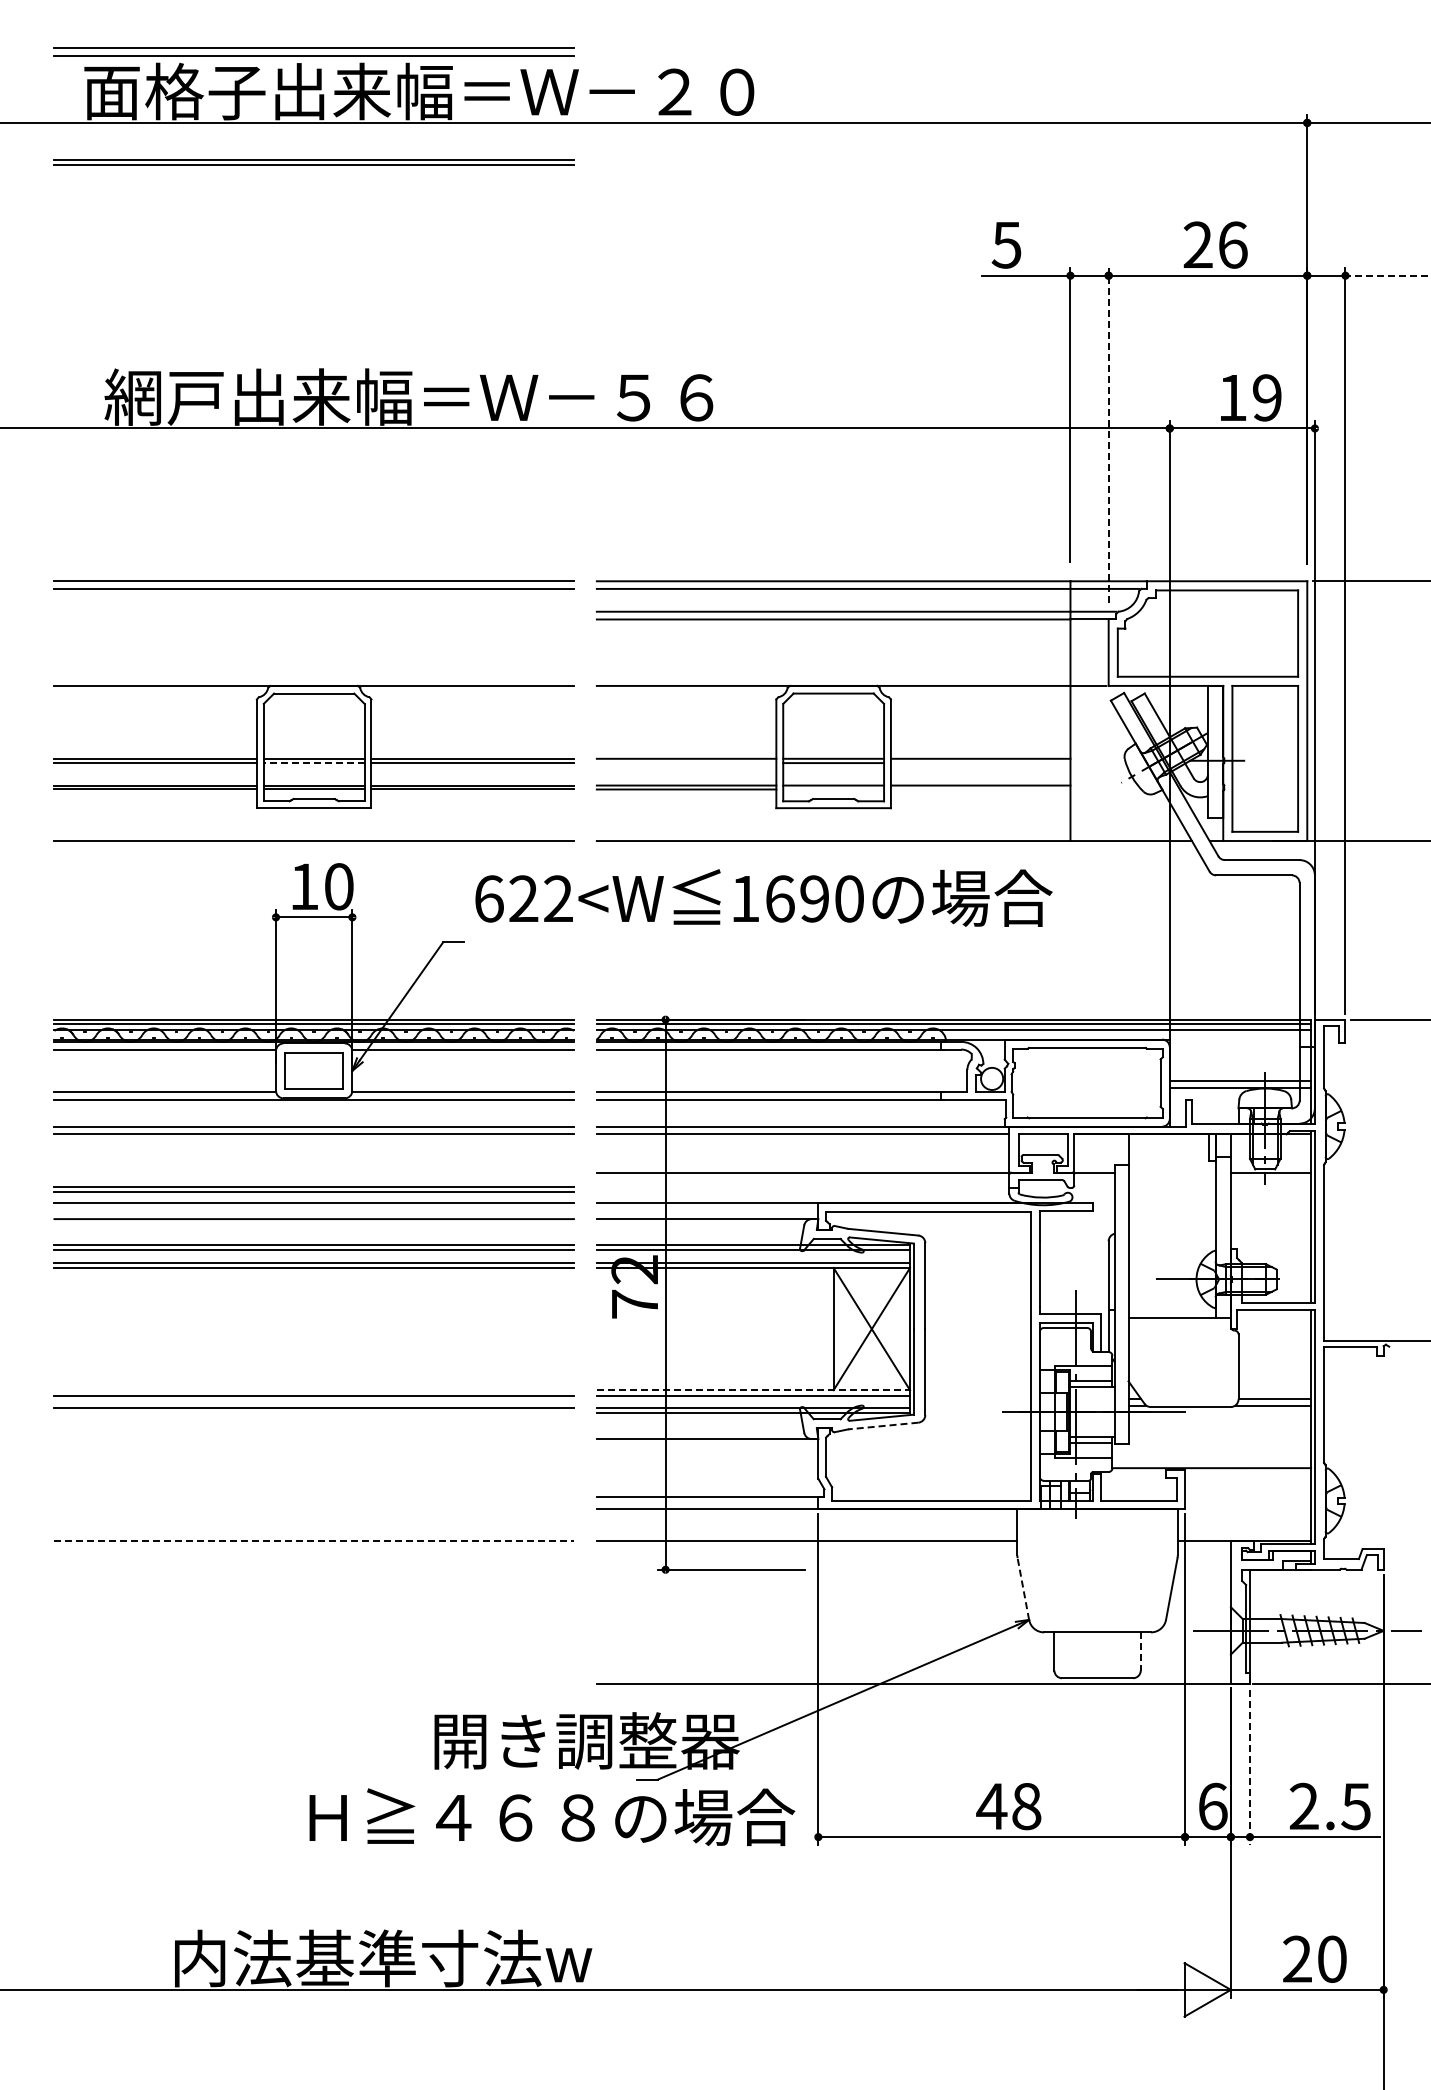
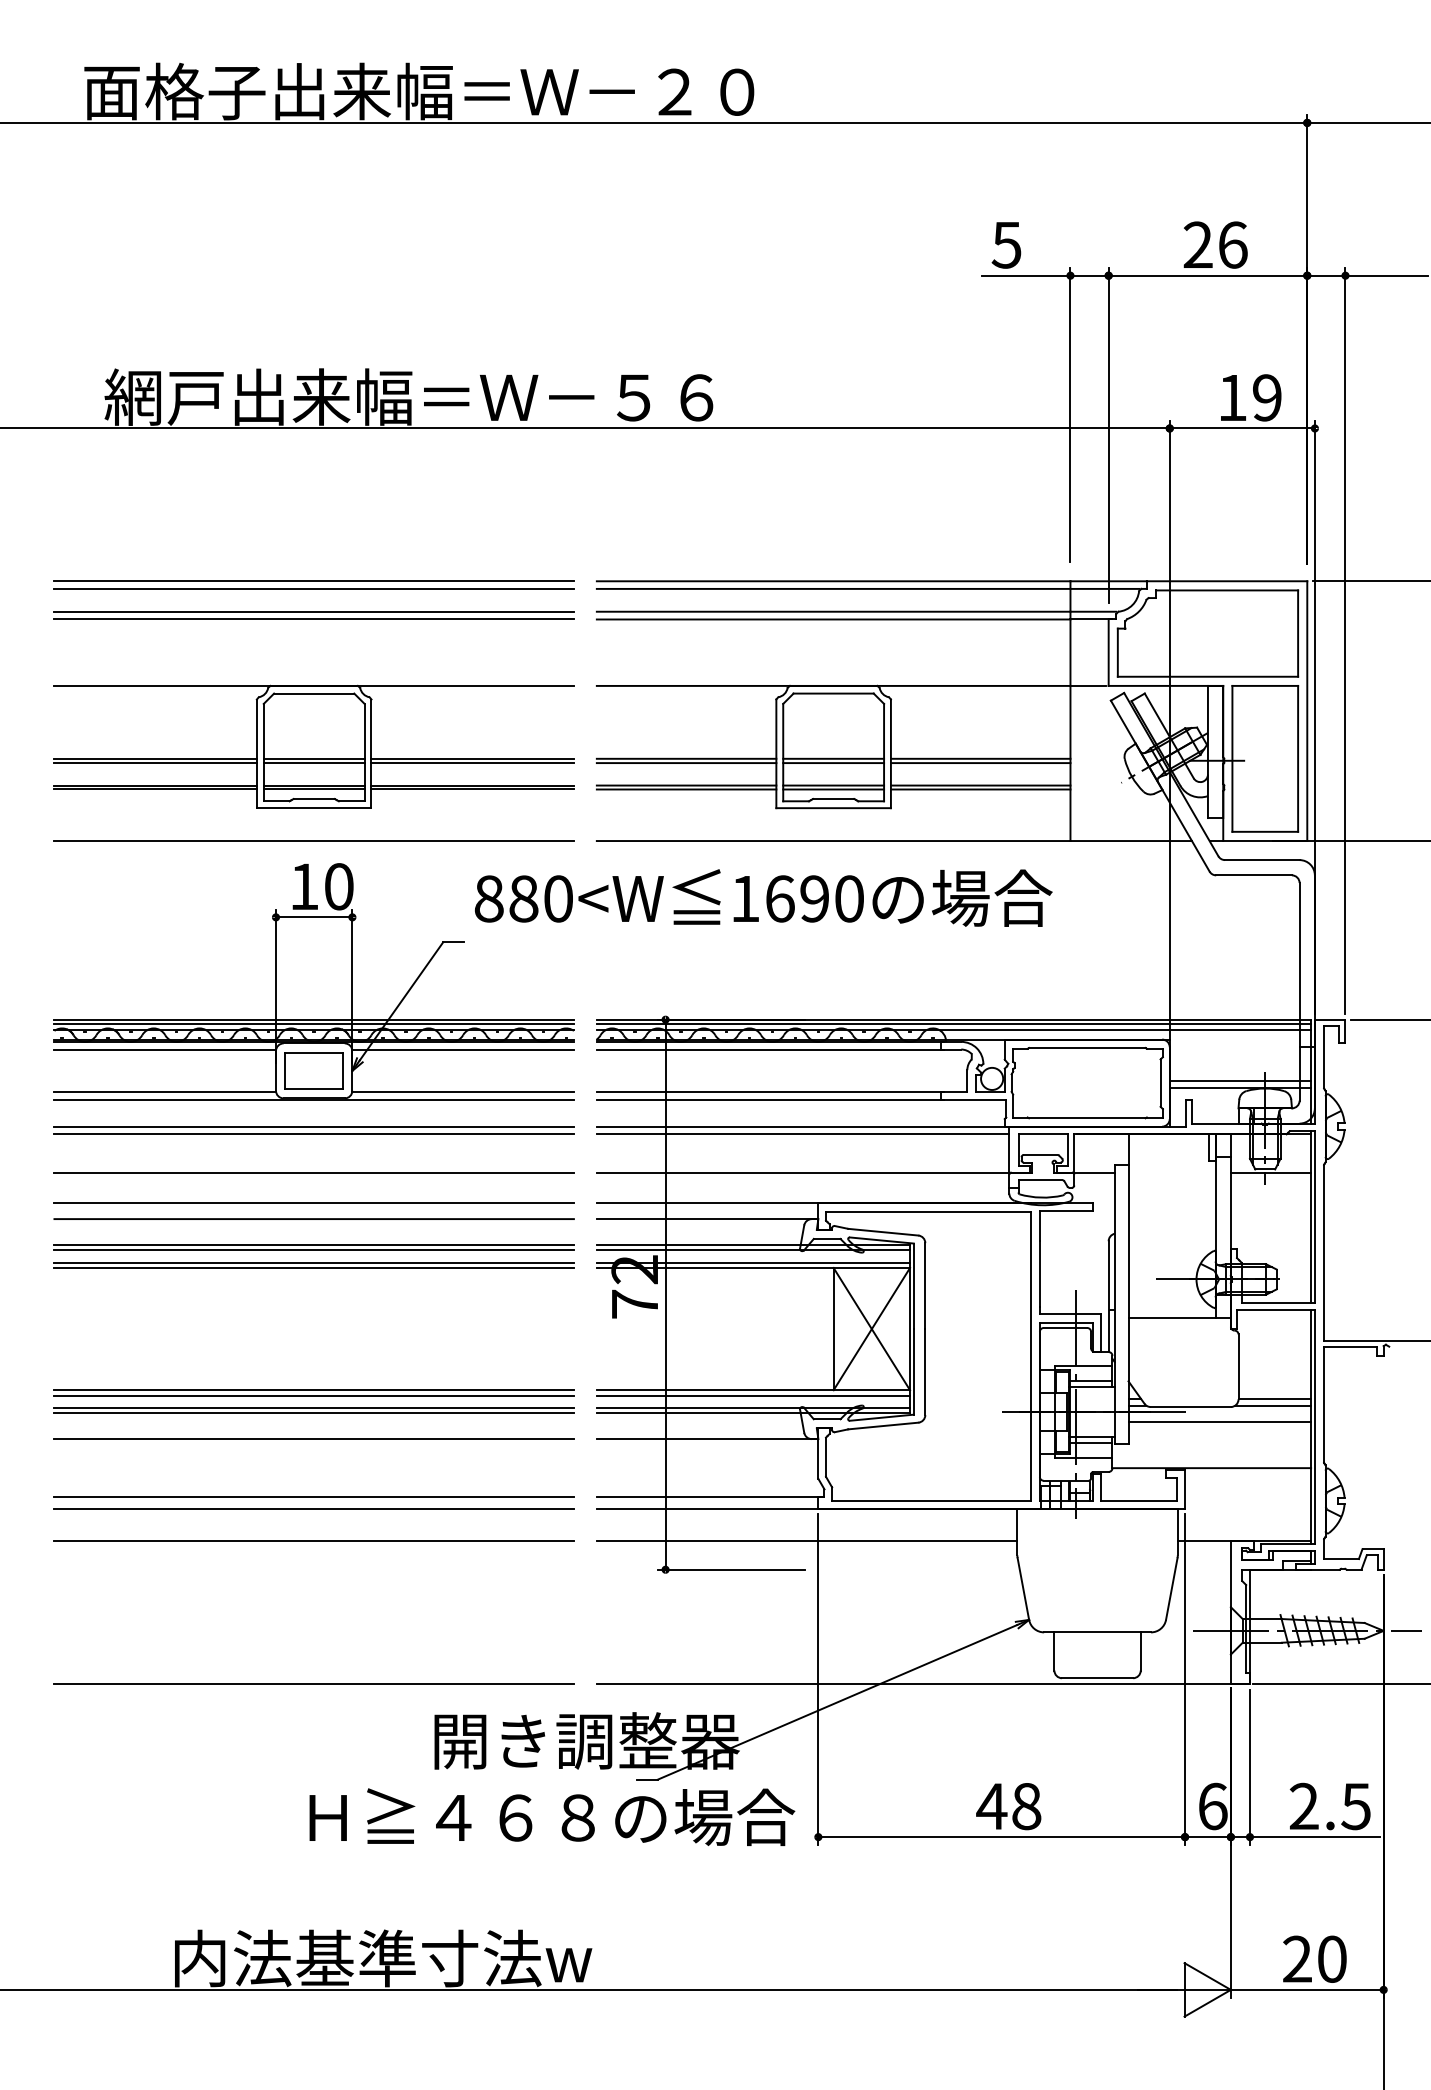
part: present -> none (313, 51)
part: present -> none (313, 162)
line: dashed -> solid (1386, 275)
line: dashed -> solid (1108, 434)
line: none -> present (313, 611)
line: none -> present (313, 619)
line: dashed -> solid (313, 763)
line: none -> present (686, 763)
line: none -> present (980, 763)
line: none -> present (833, 789)
line: none -> present (980, 789)
text: 622<W -> 880<W (523, 898)
line: none -> present (313, 1172)
part: present -> none (313, 1189)
line: none -> present (313, 1390)
line: dashed -> solid (753, 1390)
line: none -> present (313, 1413)
line: none -> present (1219, 1422)
line: dashed -> solid (882, 1426)
line: none -> present (313, 1439)
line: none -> present (313, 1497)
line: none -> present (313, 1508)
line: dashed -> solid (314, 1540)
line: dashed -> solid (1023, 1588)
line: dashed -> solid (1140, 1651)
line: none -> present (313, 1683)
line: dashed -> solid (1249, 1767)
